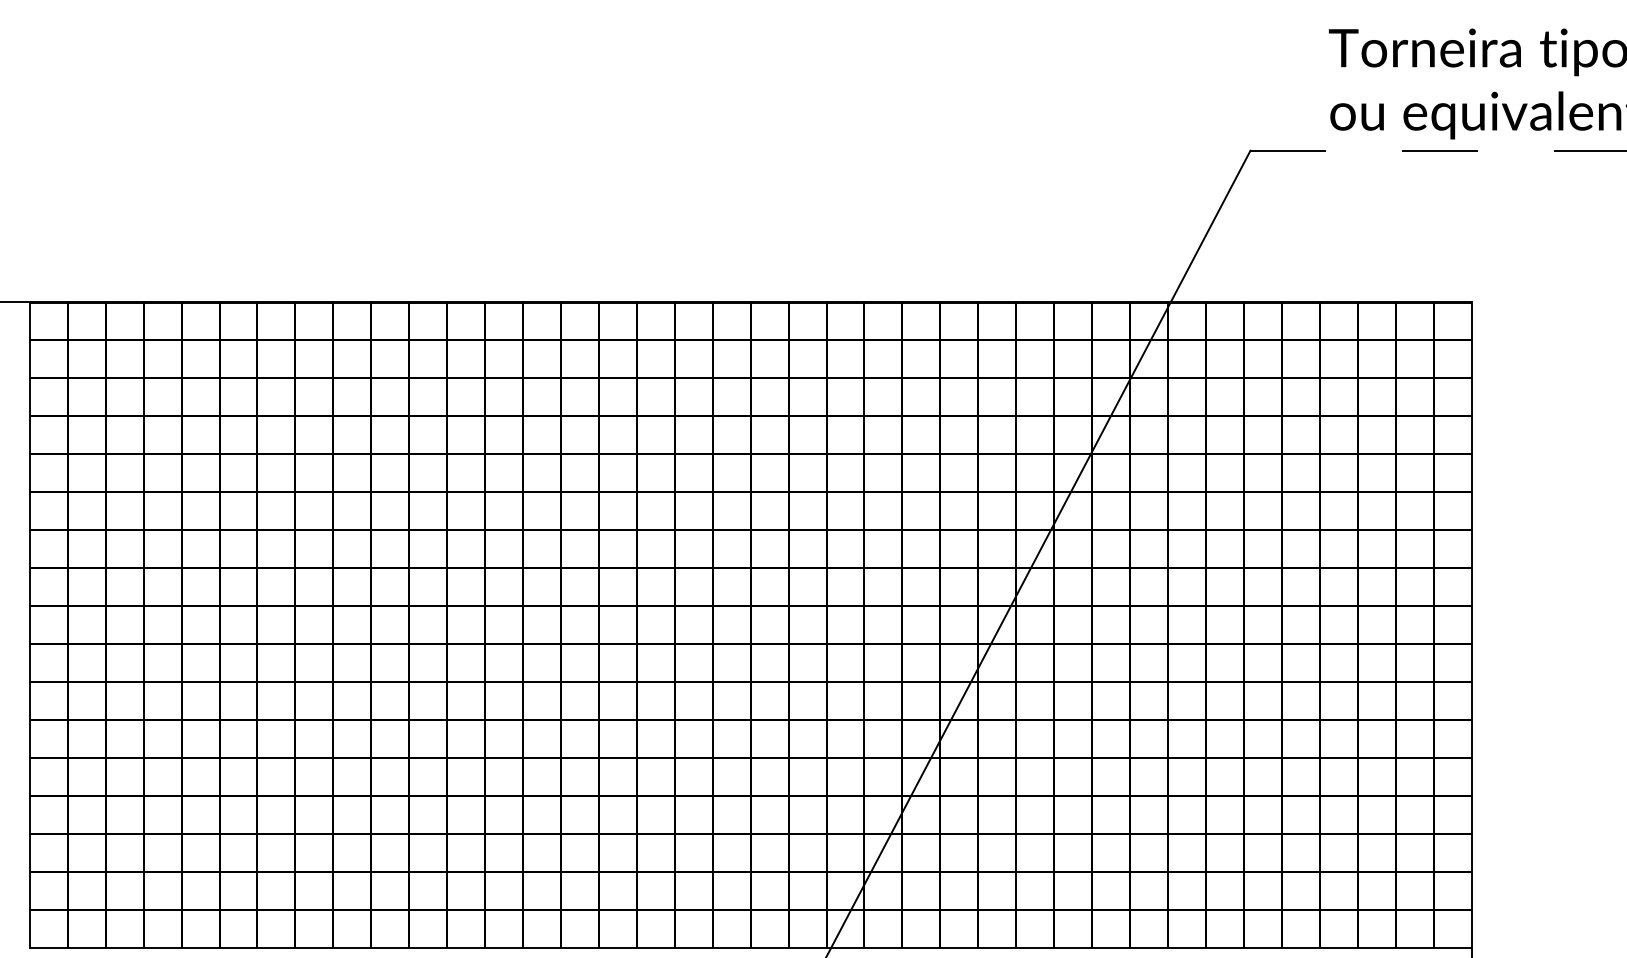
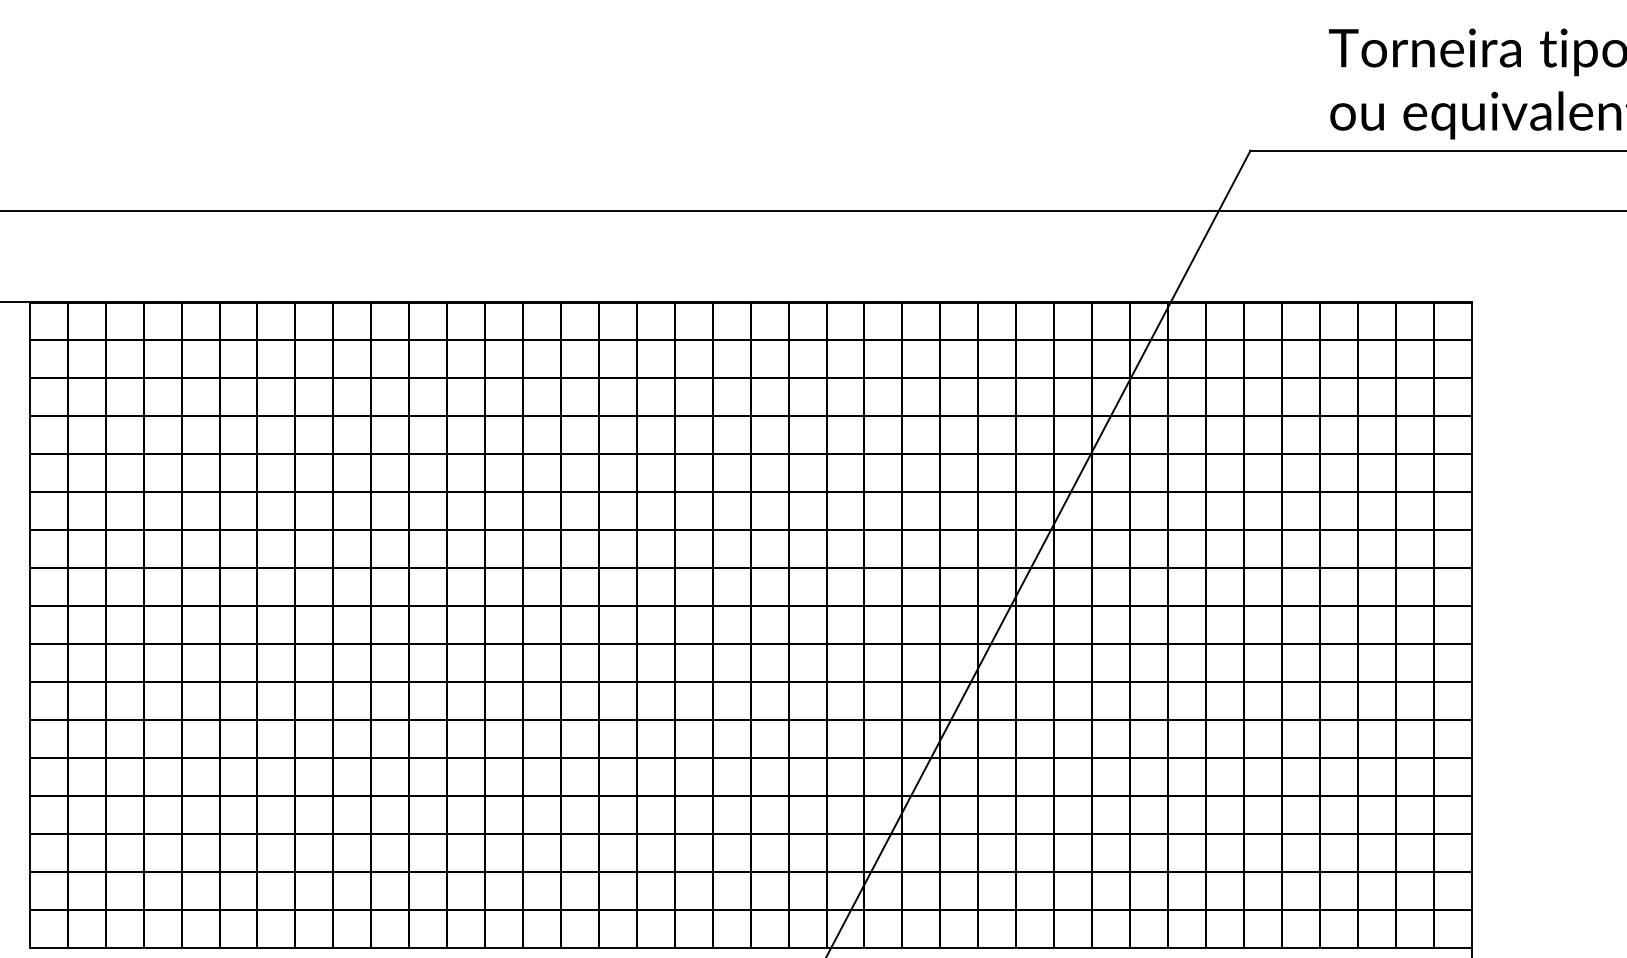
line: dashed -> solid (1438, 150)
line: none -> present (812, 210)
